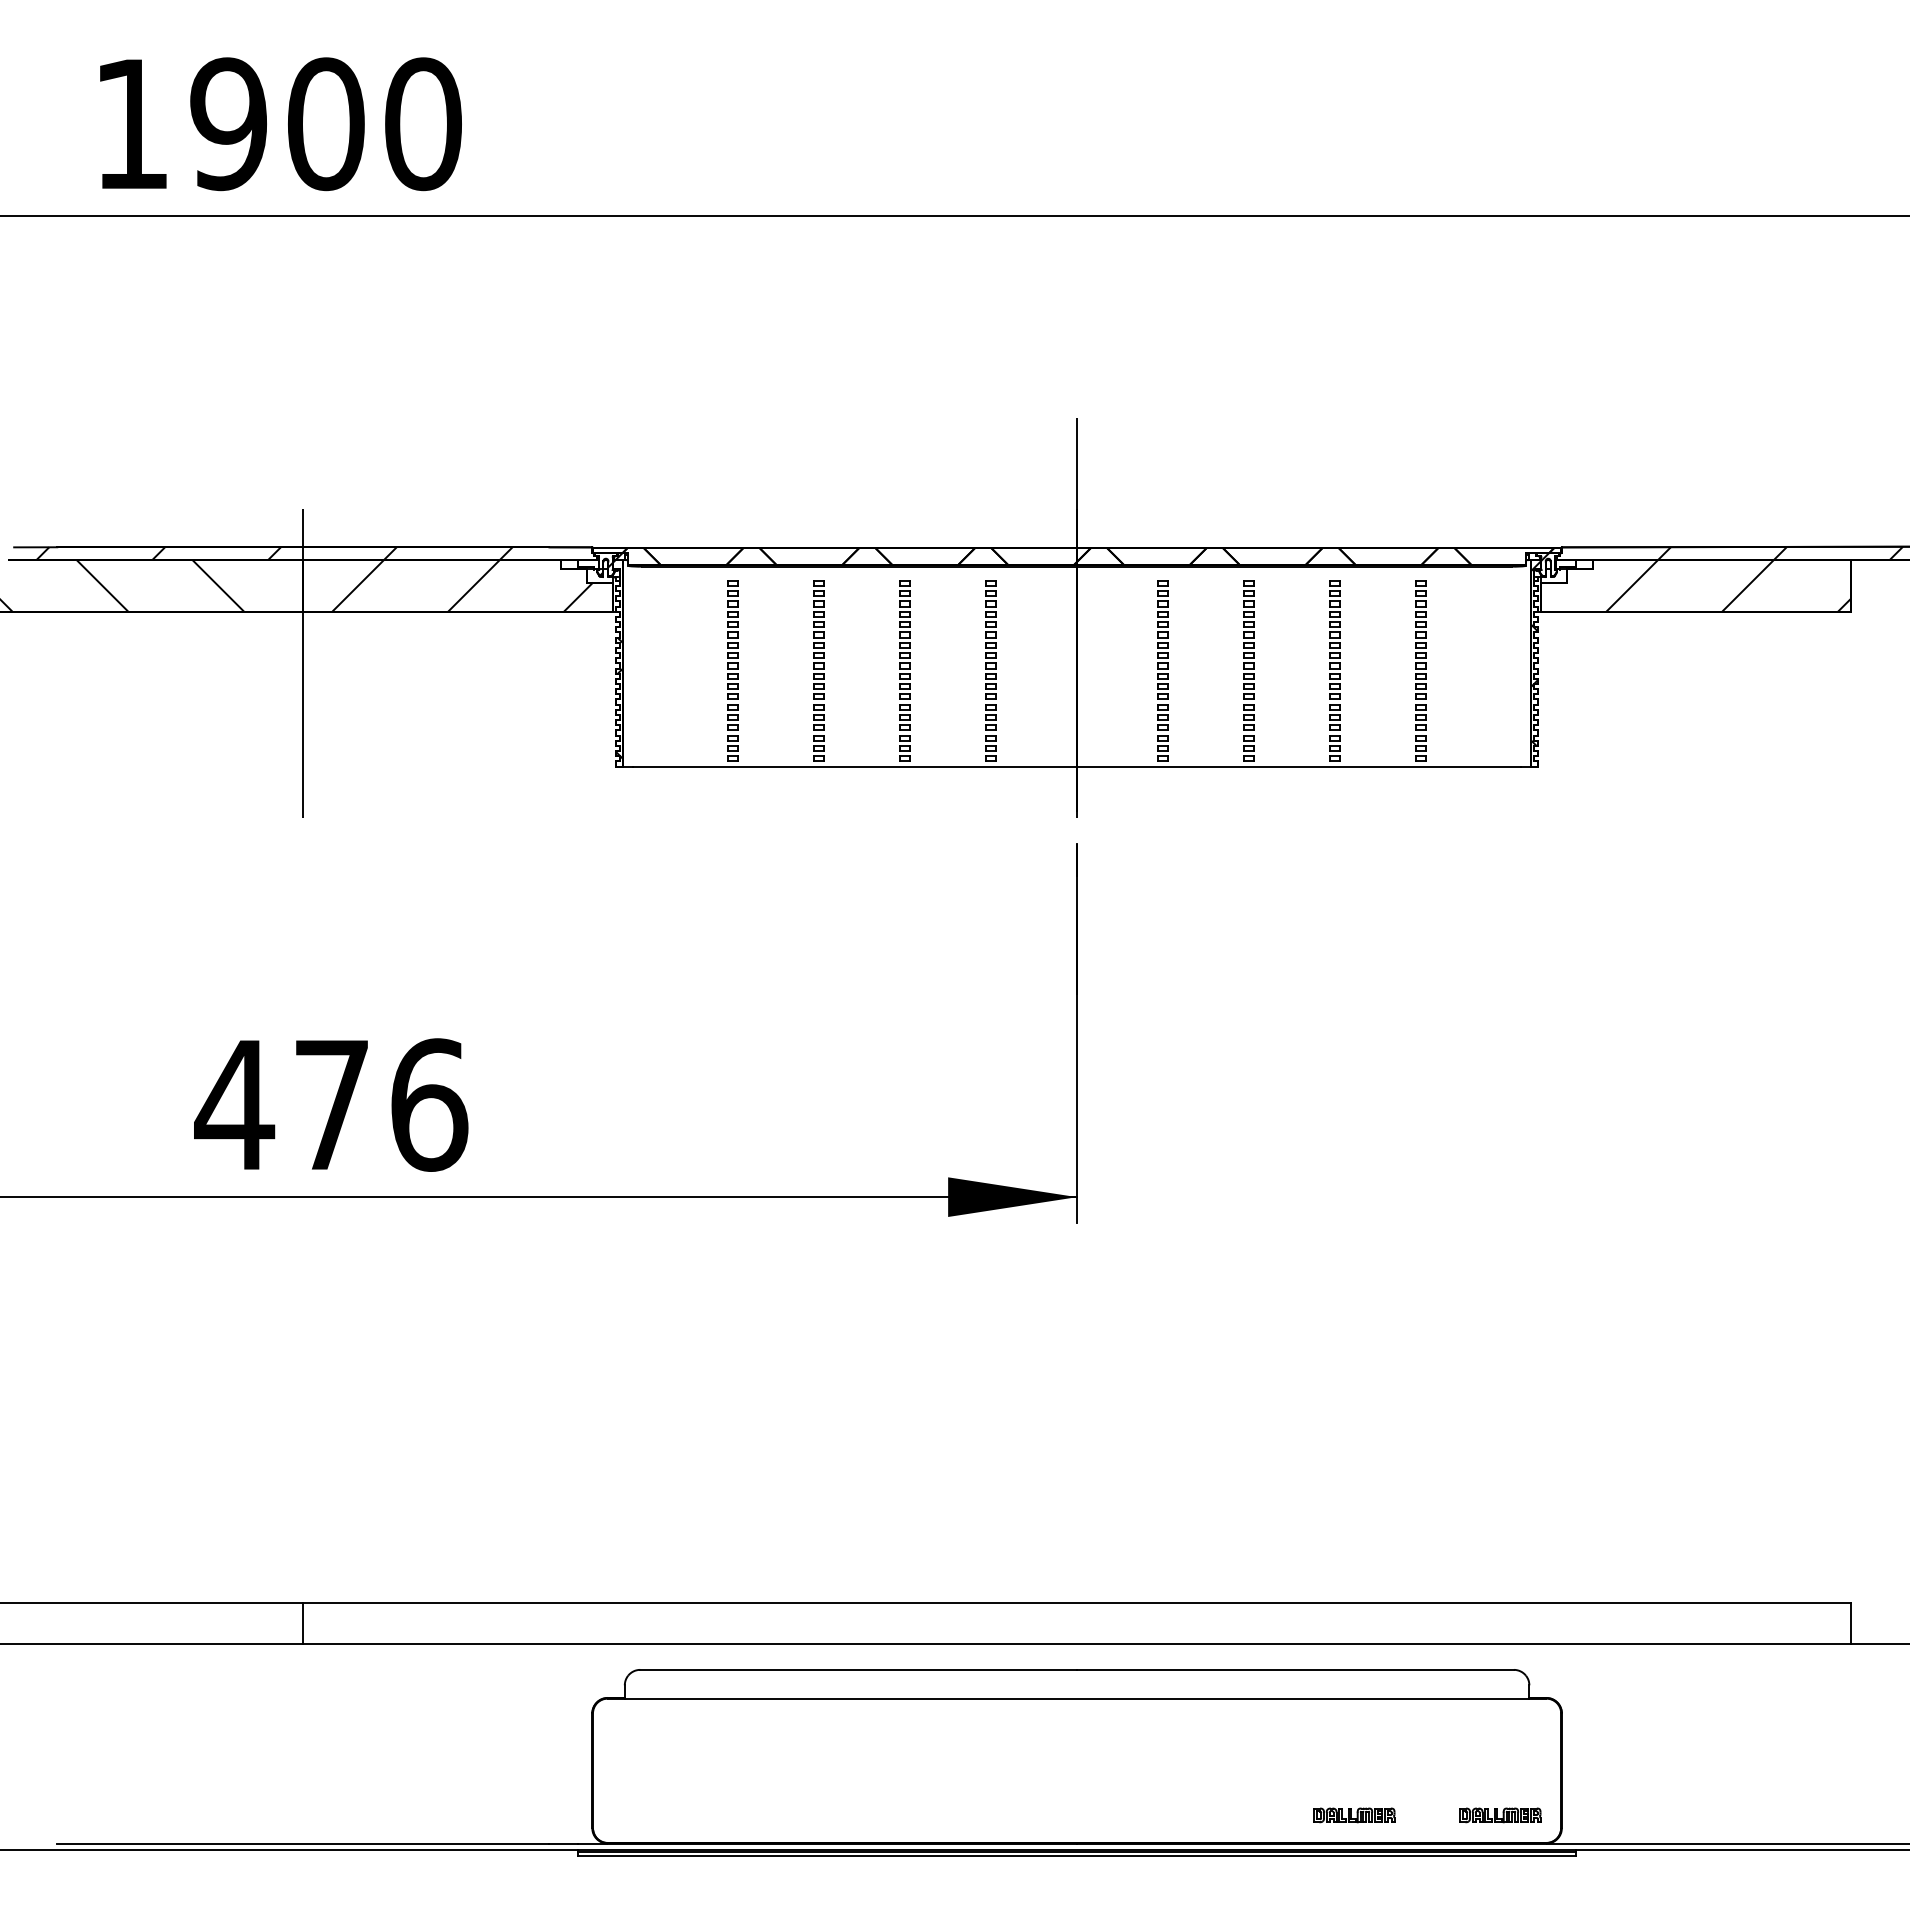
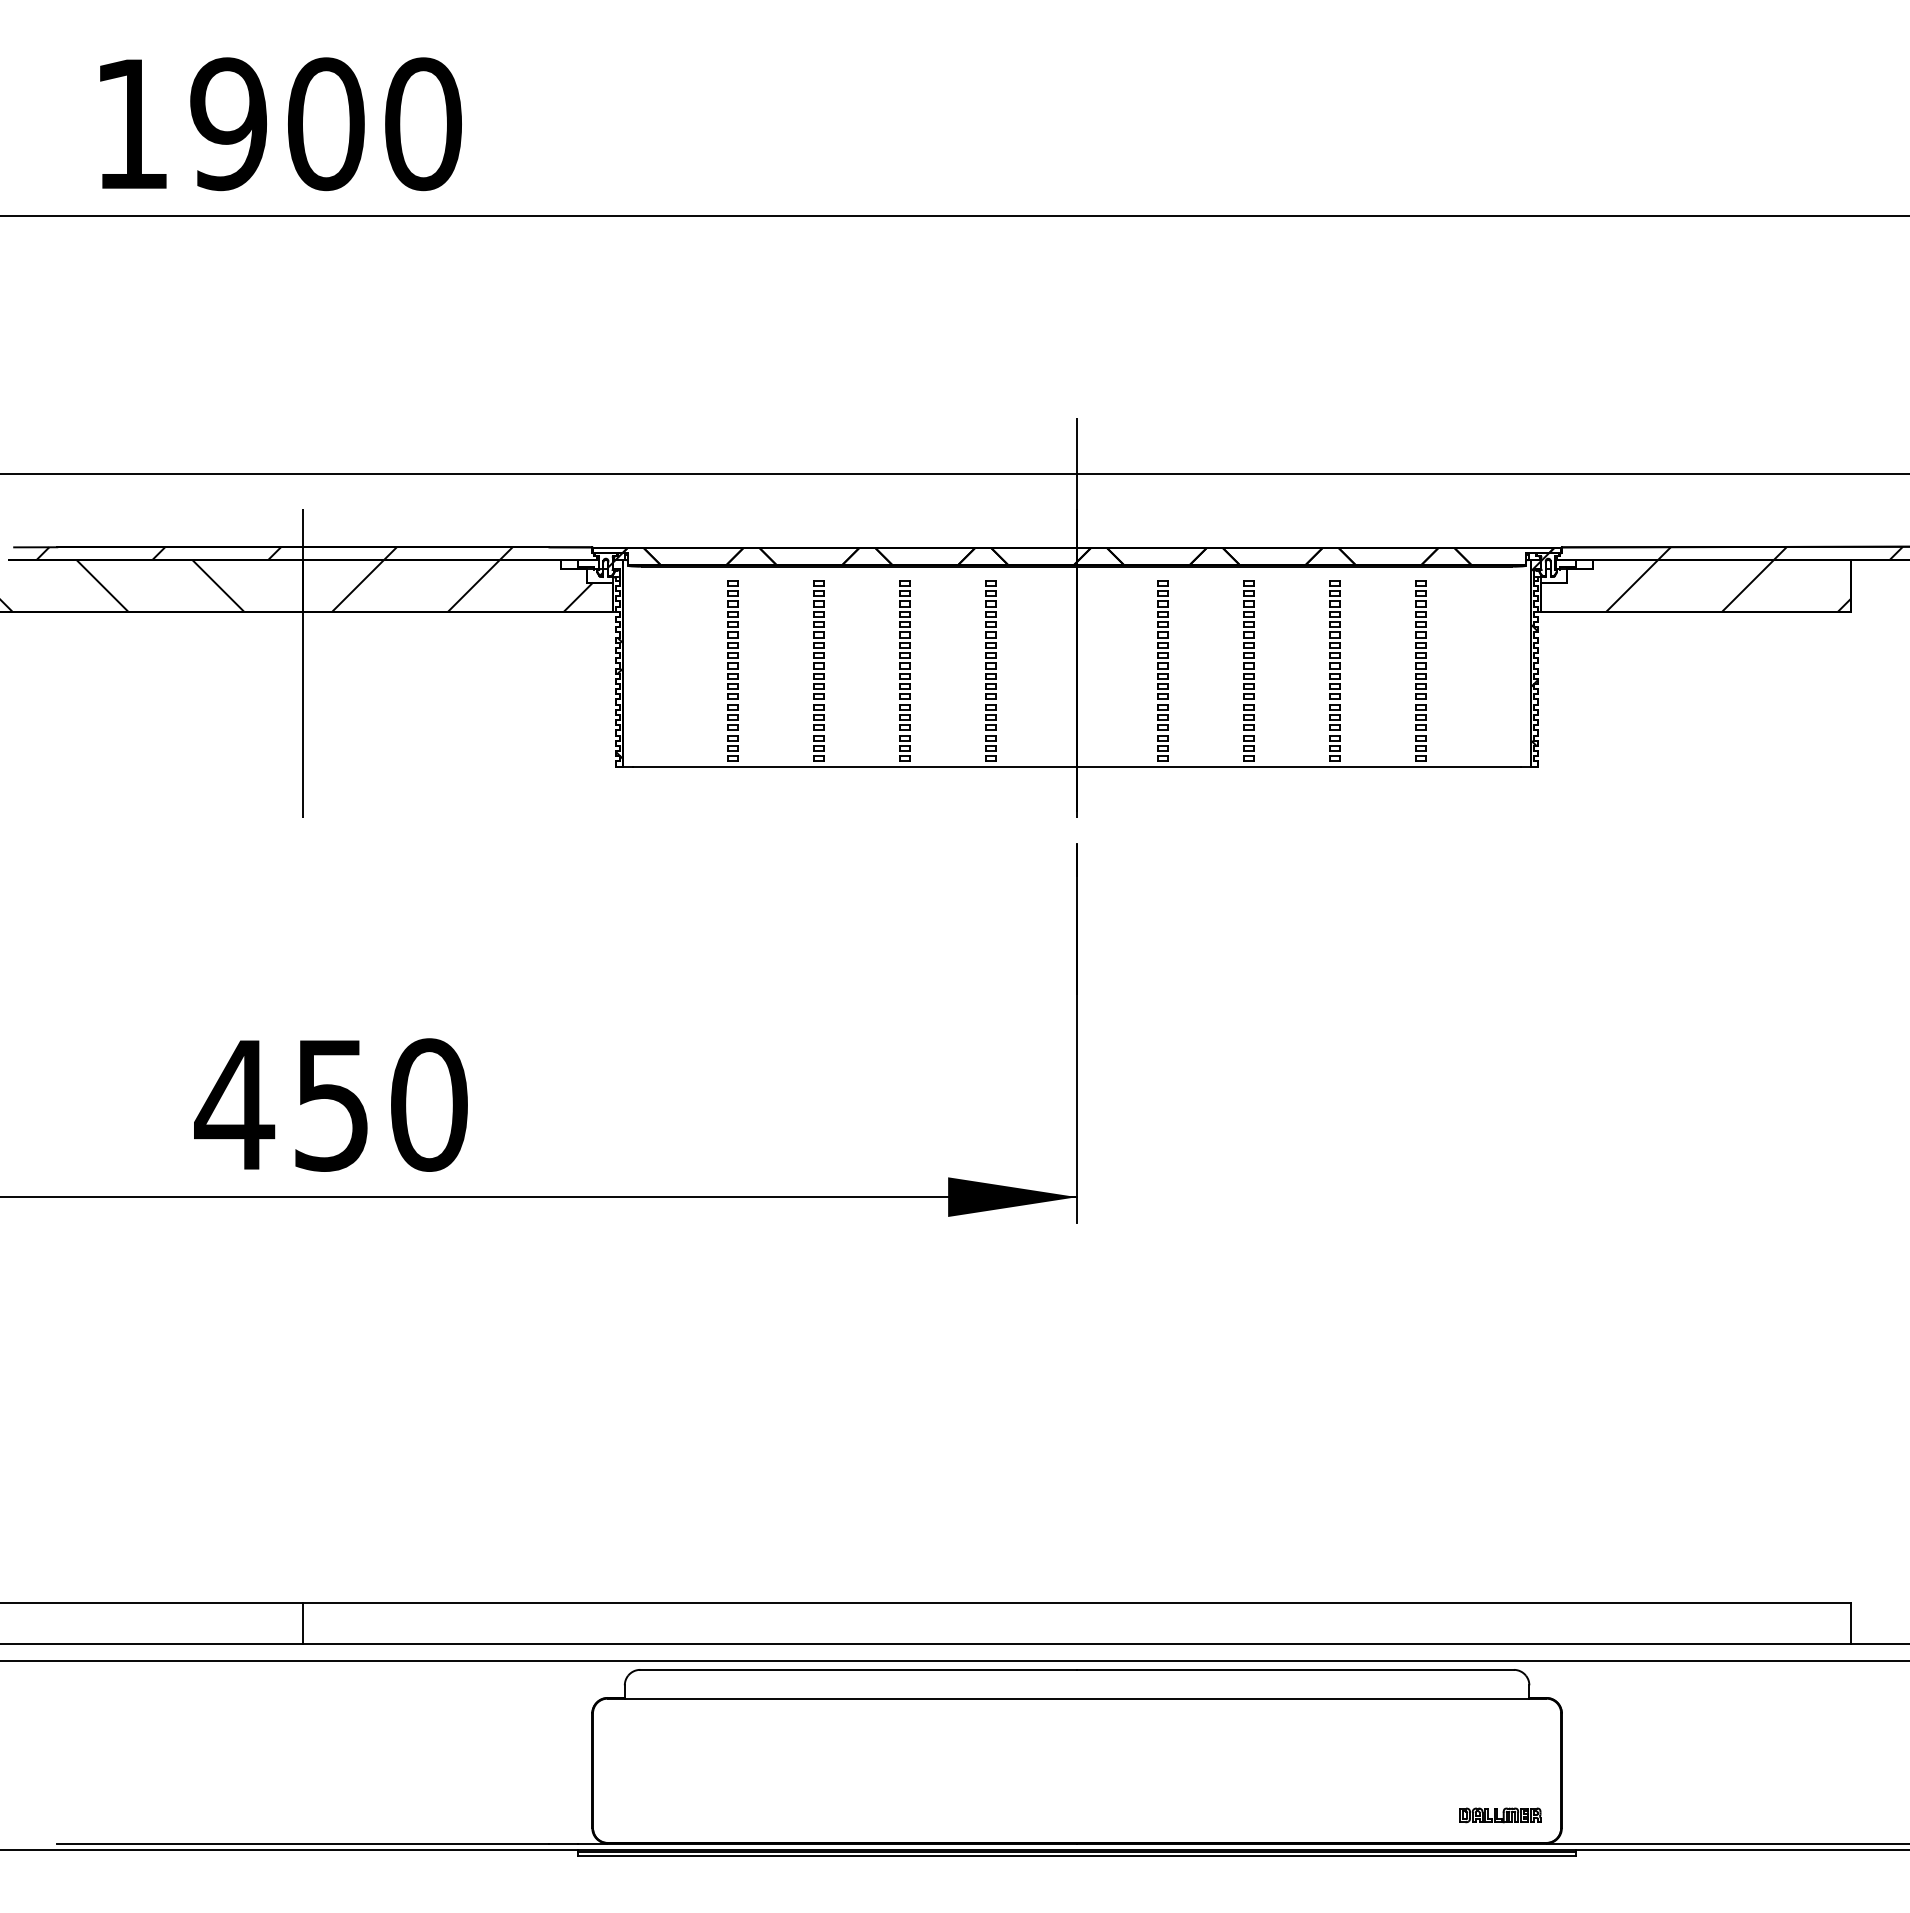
line: none -> present (954, 474)
text: 476 -> 450 (381, 1104)
line: none -> present (954, 1660)
part: present -> none (1354, 1815)
